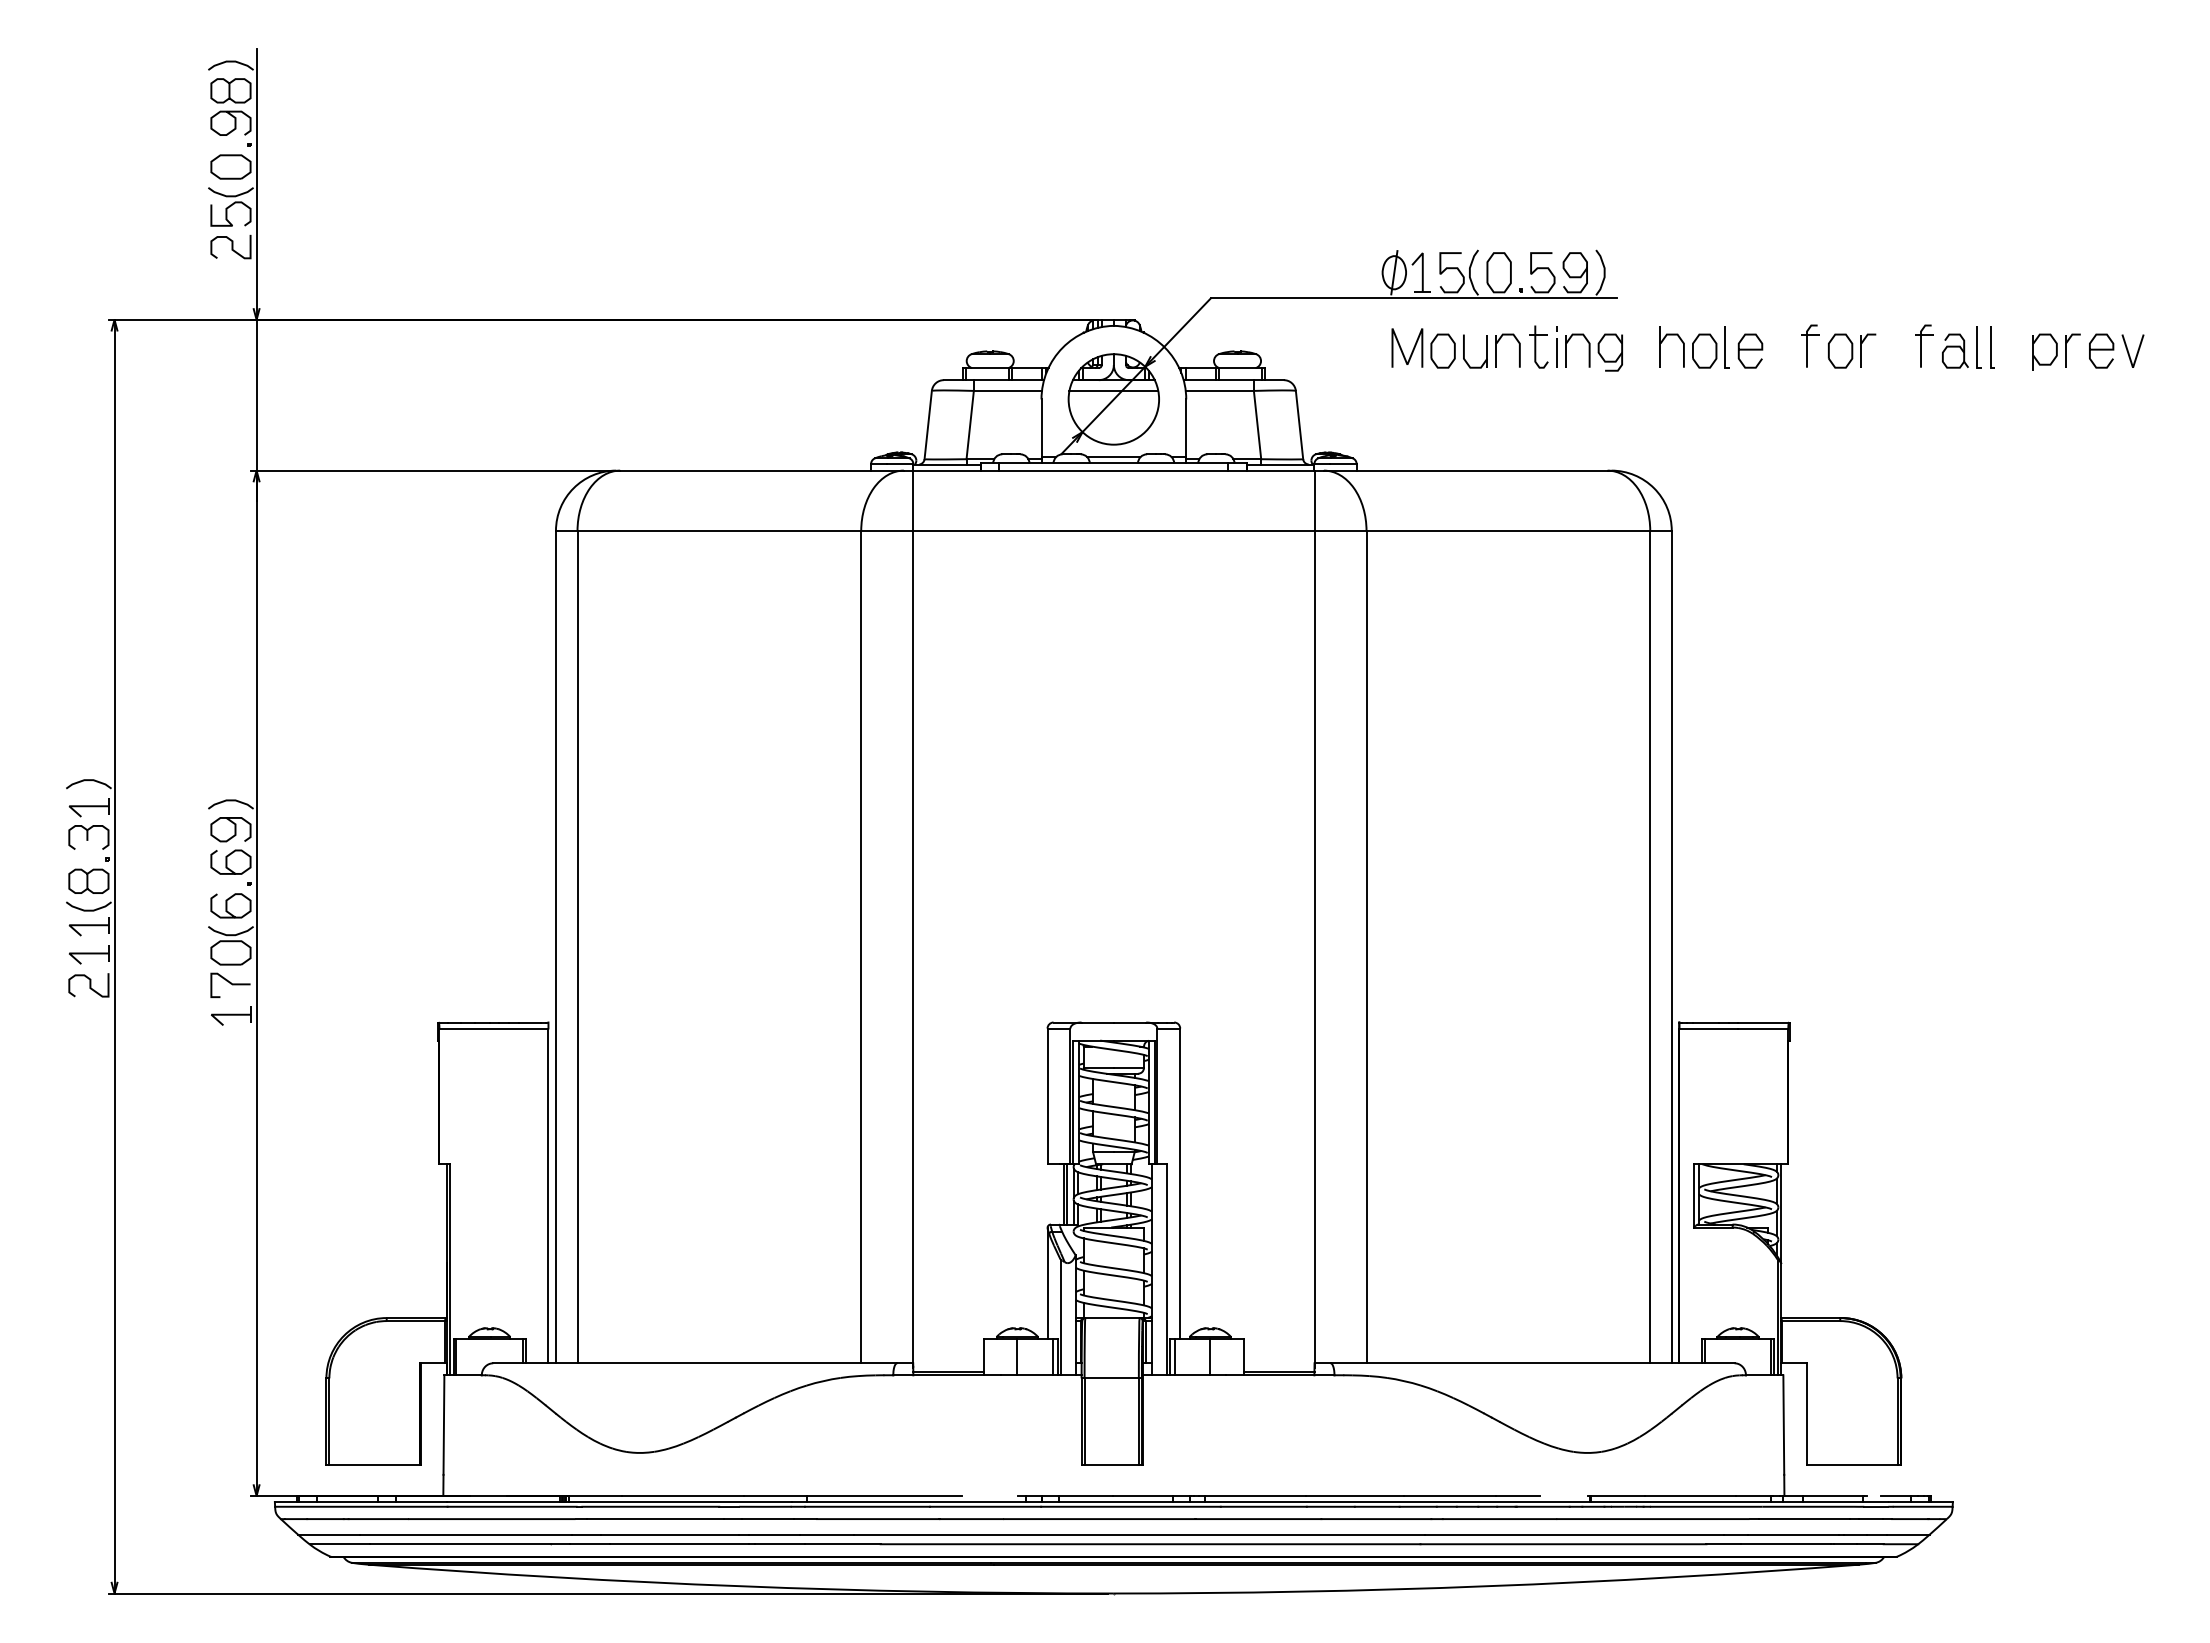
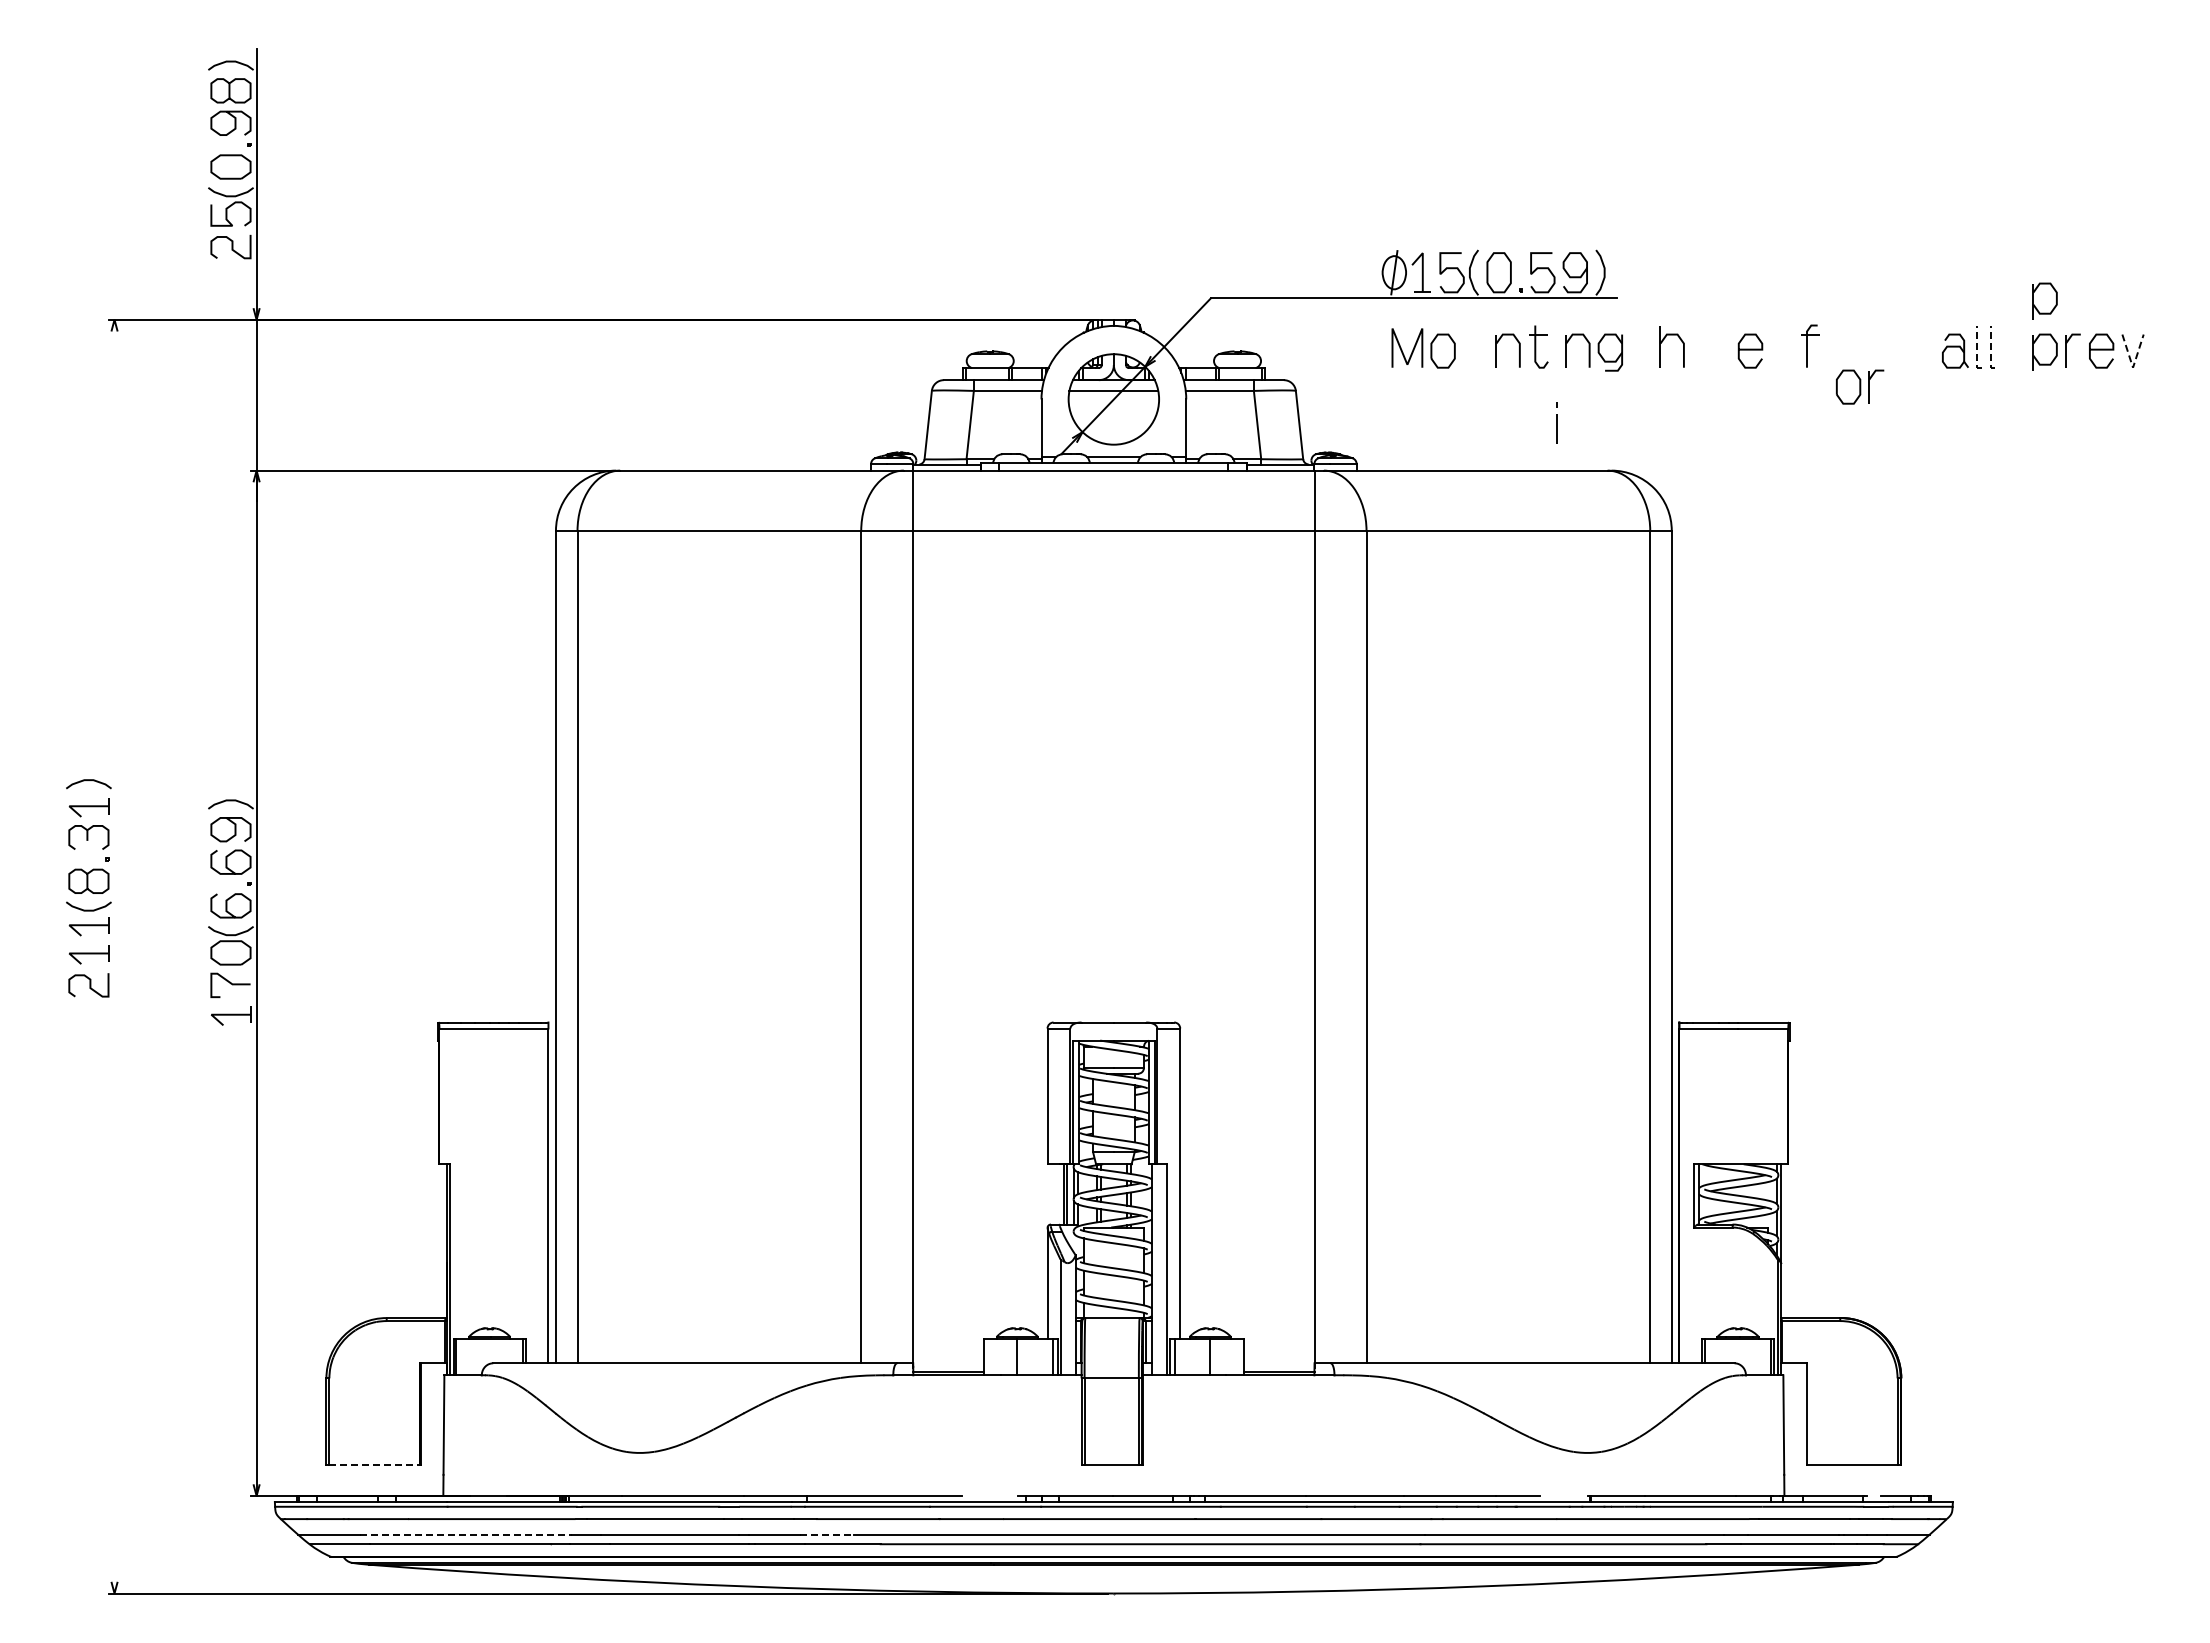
part: none -> present (2044, 300)
part: present -> none (1924, 345)
line position: (1556, 346) -> (1556, 422) (1556, 422)
part: present -> none (1710, 347)
line: solid -> dashed (1977, 349)
line: solid -> dashed (1990, 349)
part position: (1852, 350) -> (1860, 386) (1860, 386)
part: present -> none (1464, 351)
line: solid -> dashed (2133, 367)
line: present -> none (114, 956)
line: solid -> dashed (375, 1464)
line: solid -> dashed (466, 1534)
line: solid -> dashed (827, 1534)
